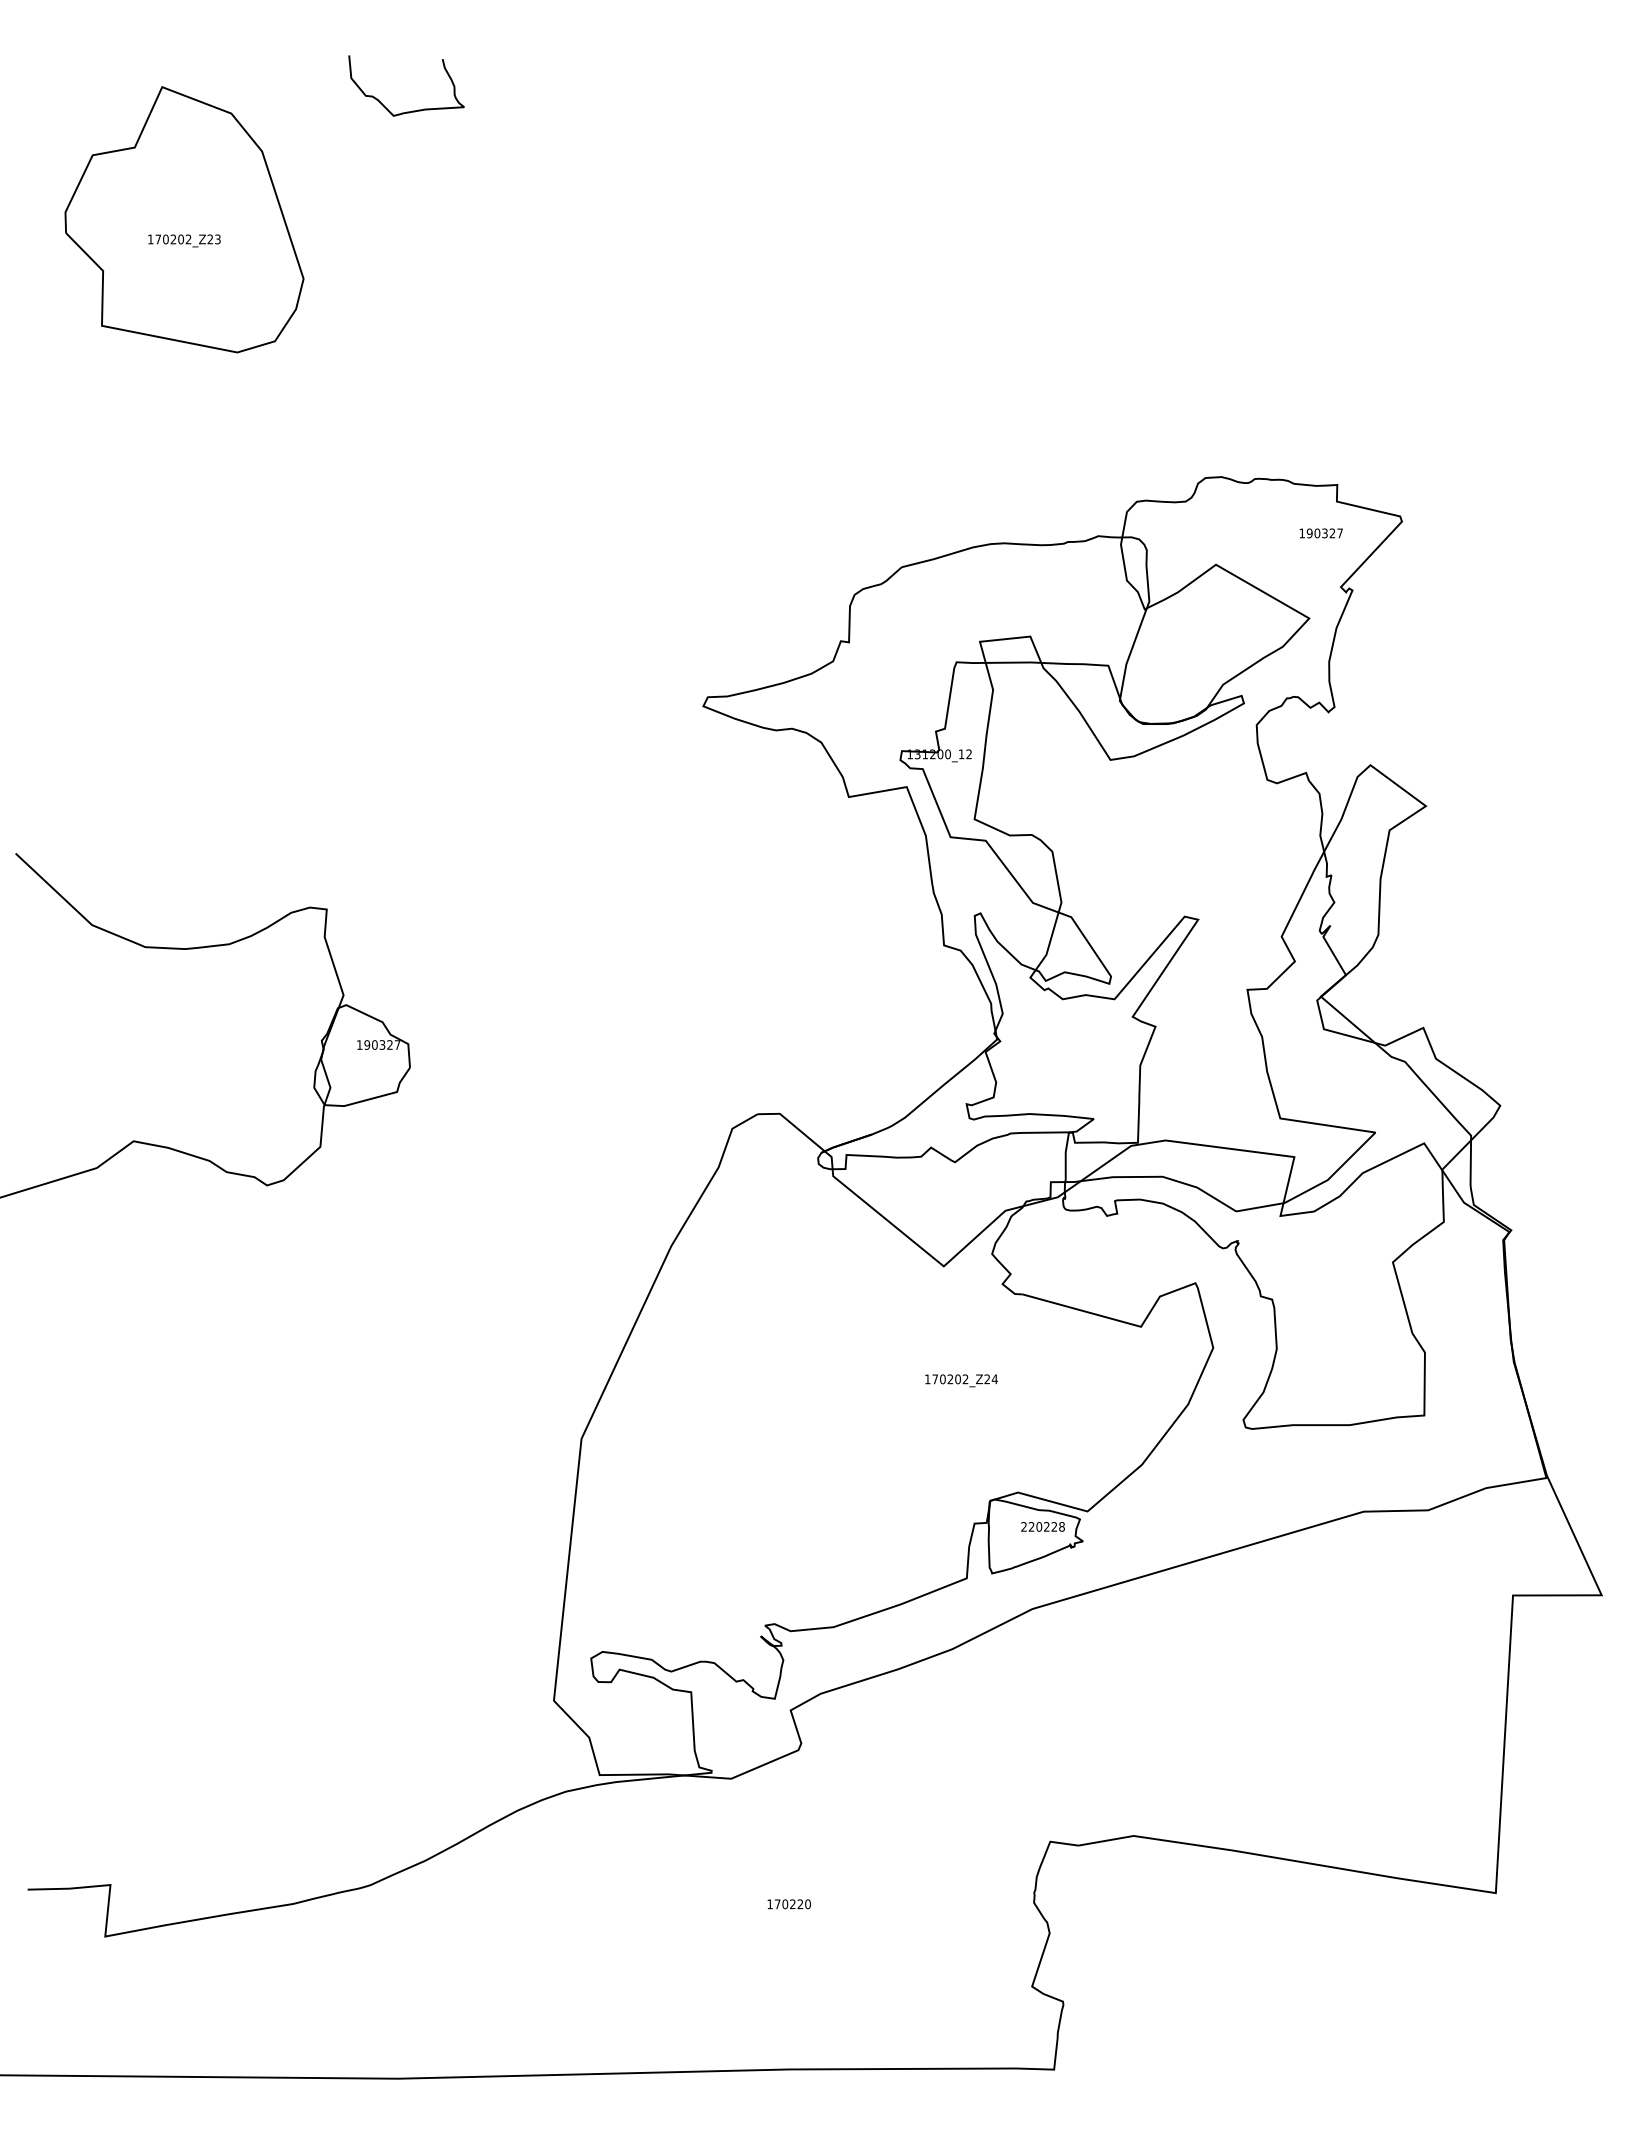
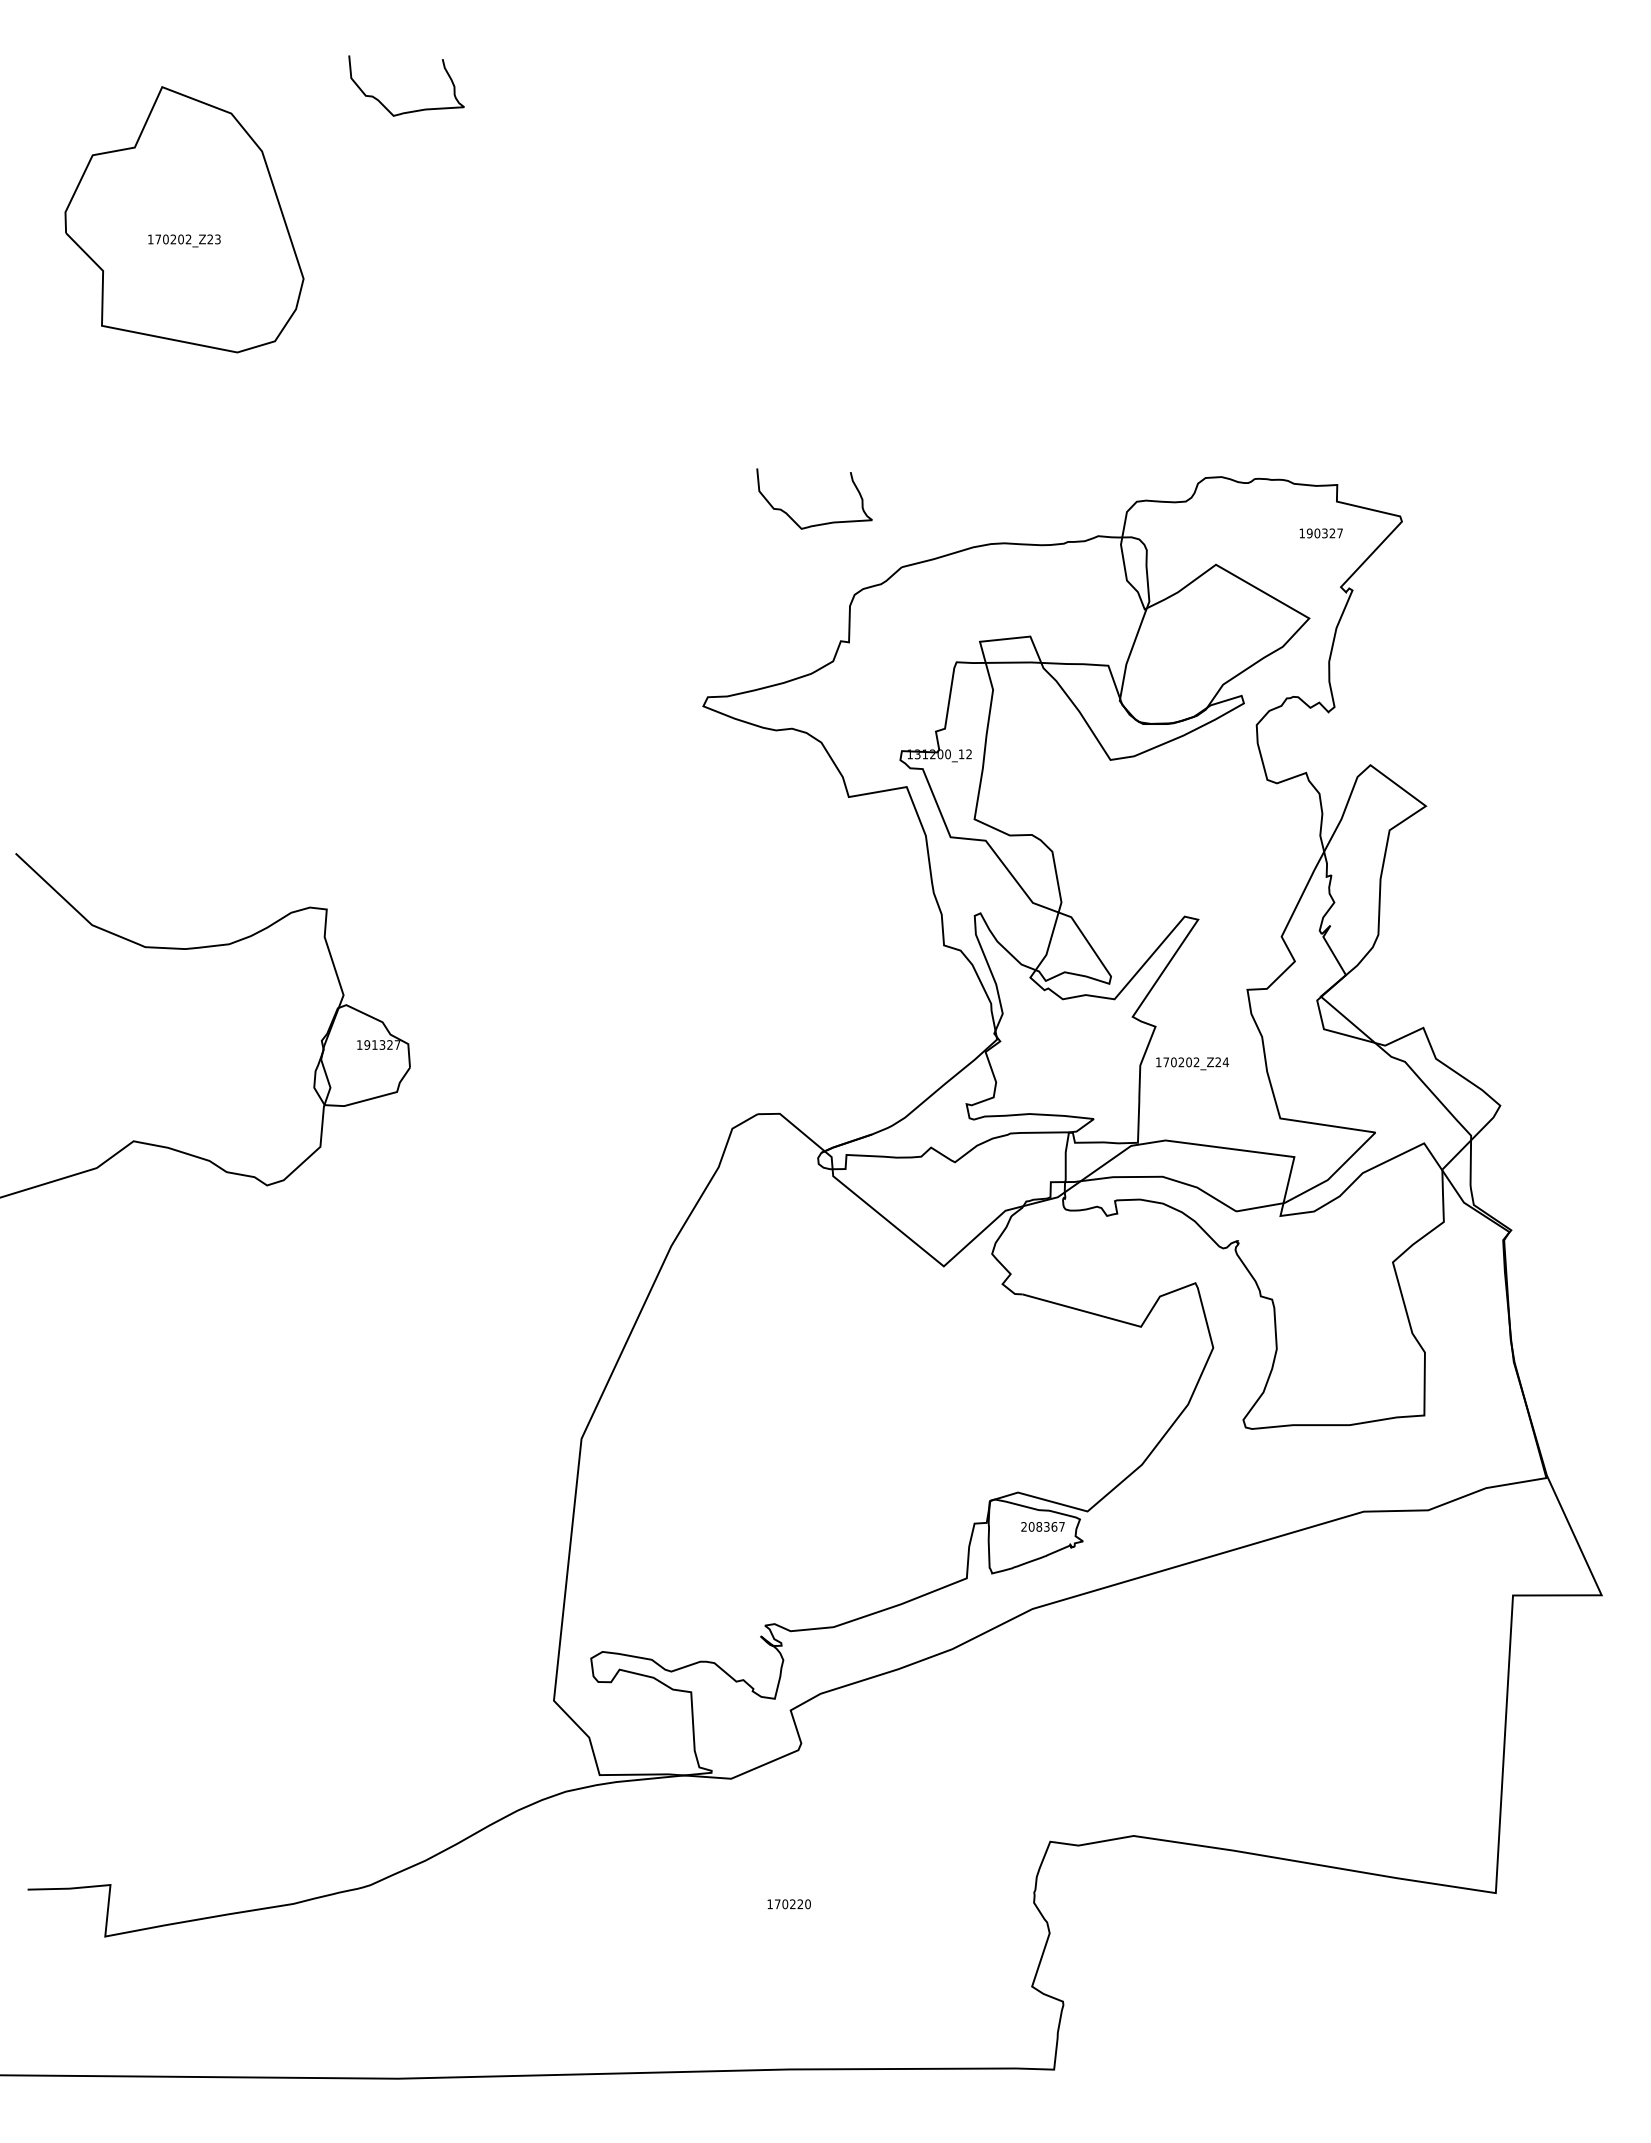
curve: none -> present (820, 523)
text: 190327 -> 191327 (374, 1044)
text position: (961, 1380) -> (1192, 1063) (1192, 1063)
text: 220228 -> 208367 (1046, 1526)
